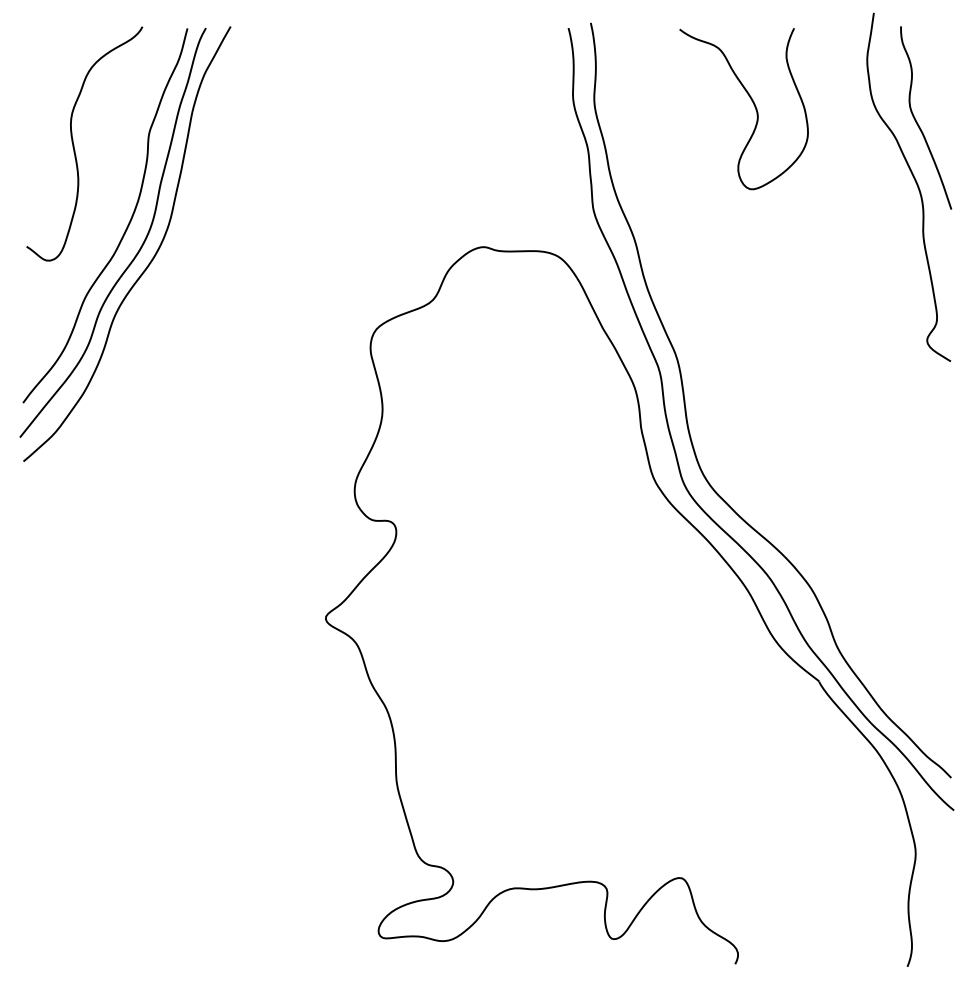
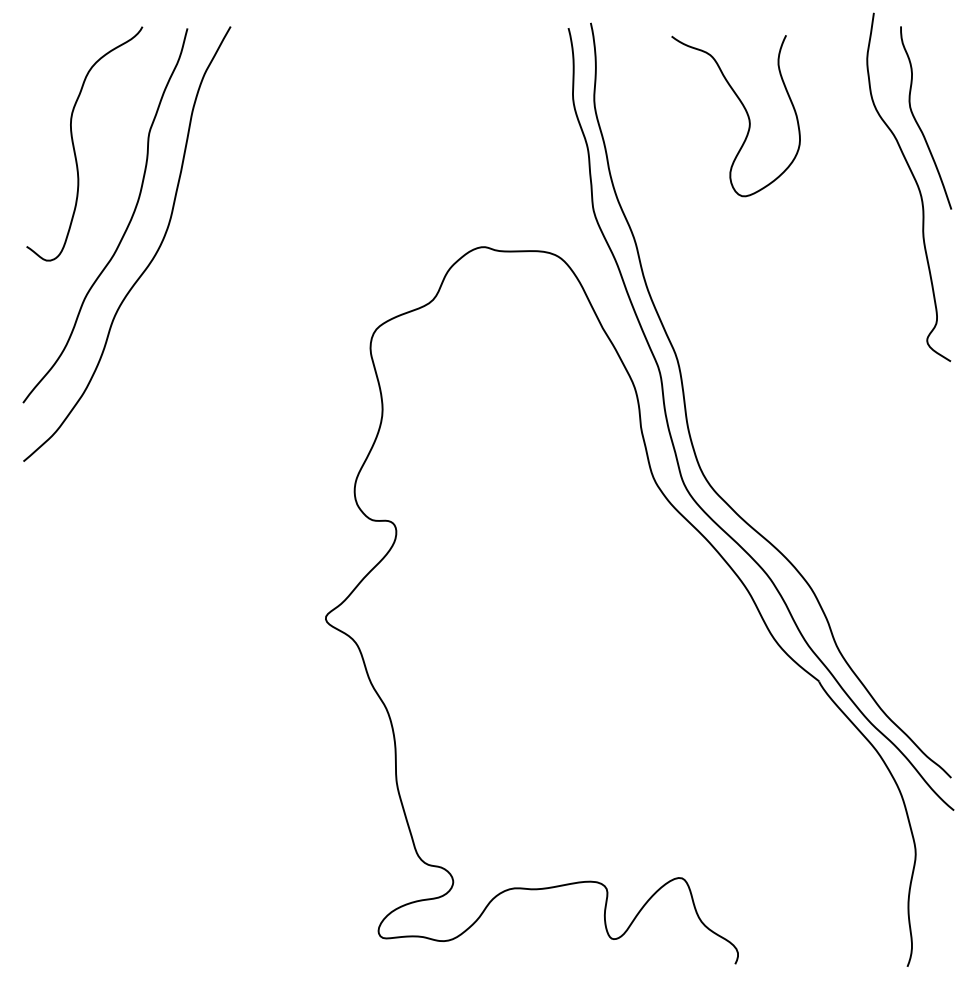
curve position: (753, 104) -> (745, 111) (745, 111)
curve: present -> none (140, 246)
